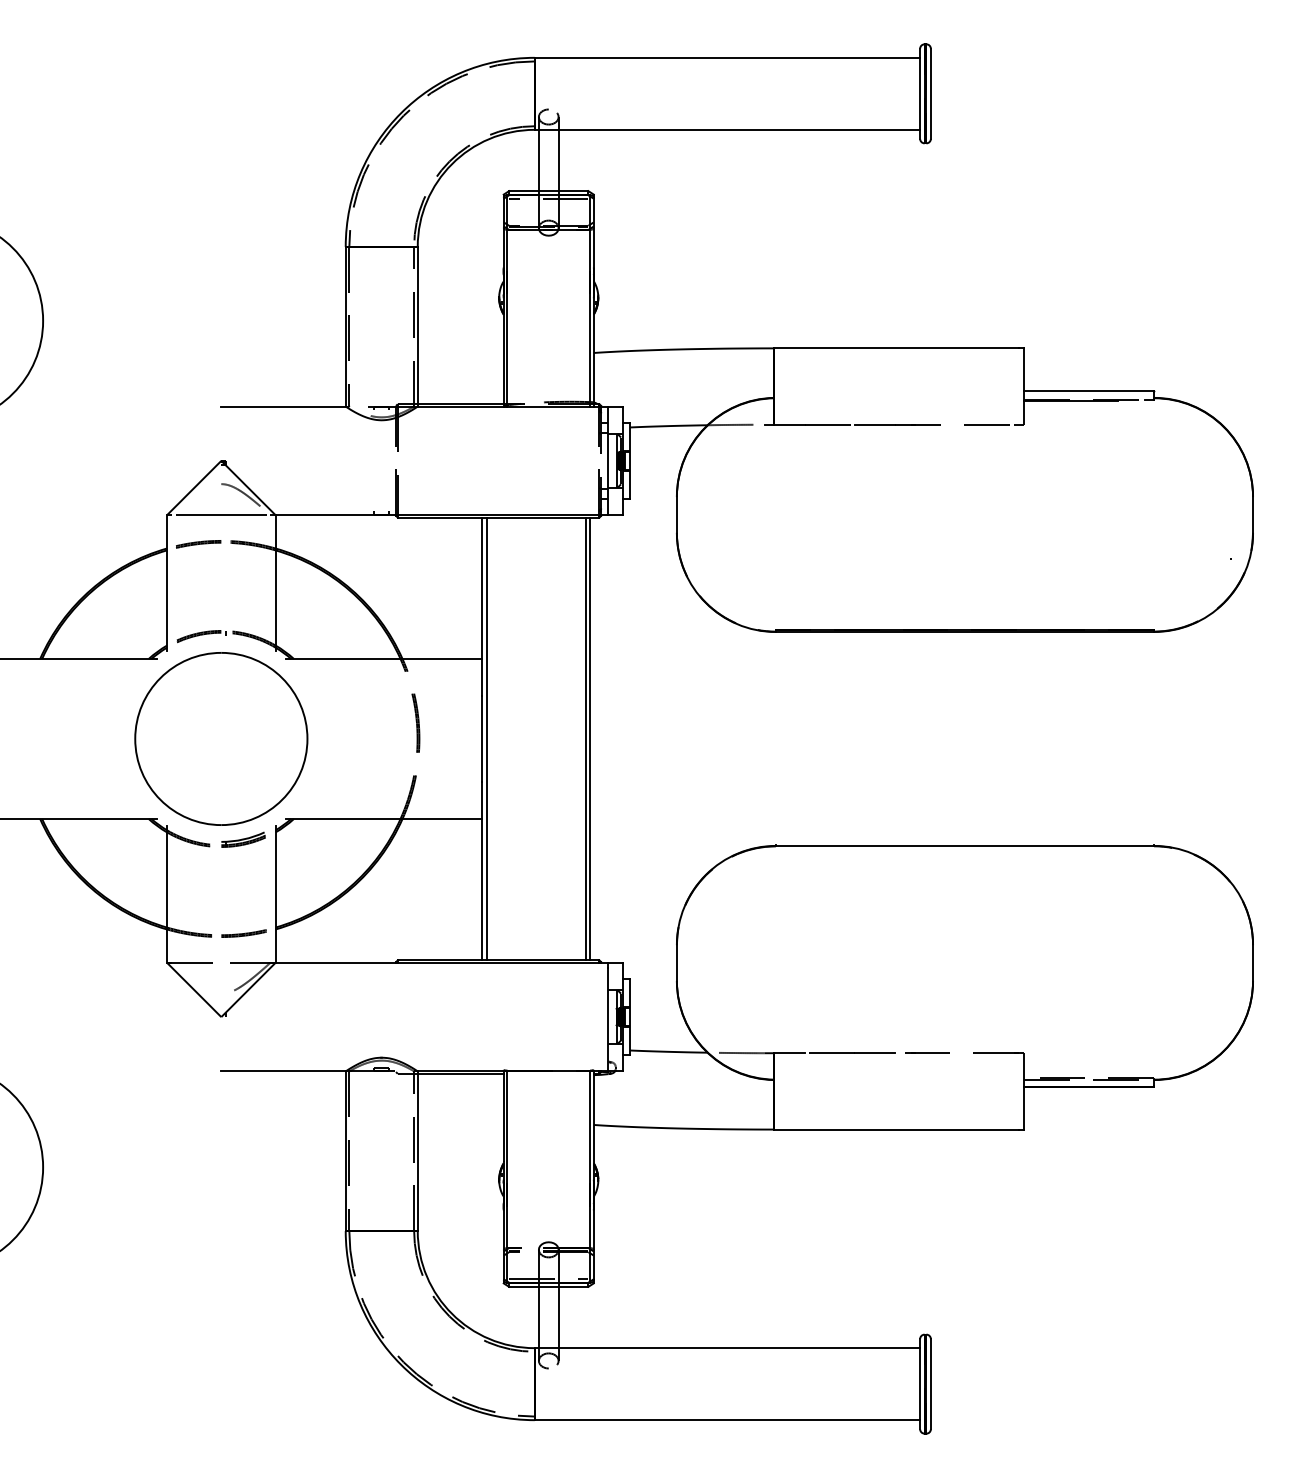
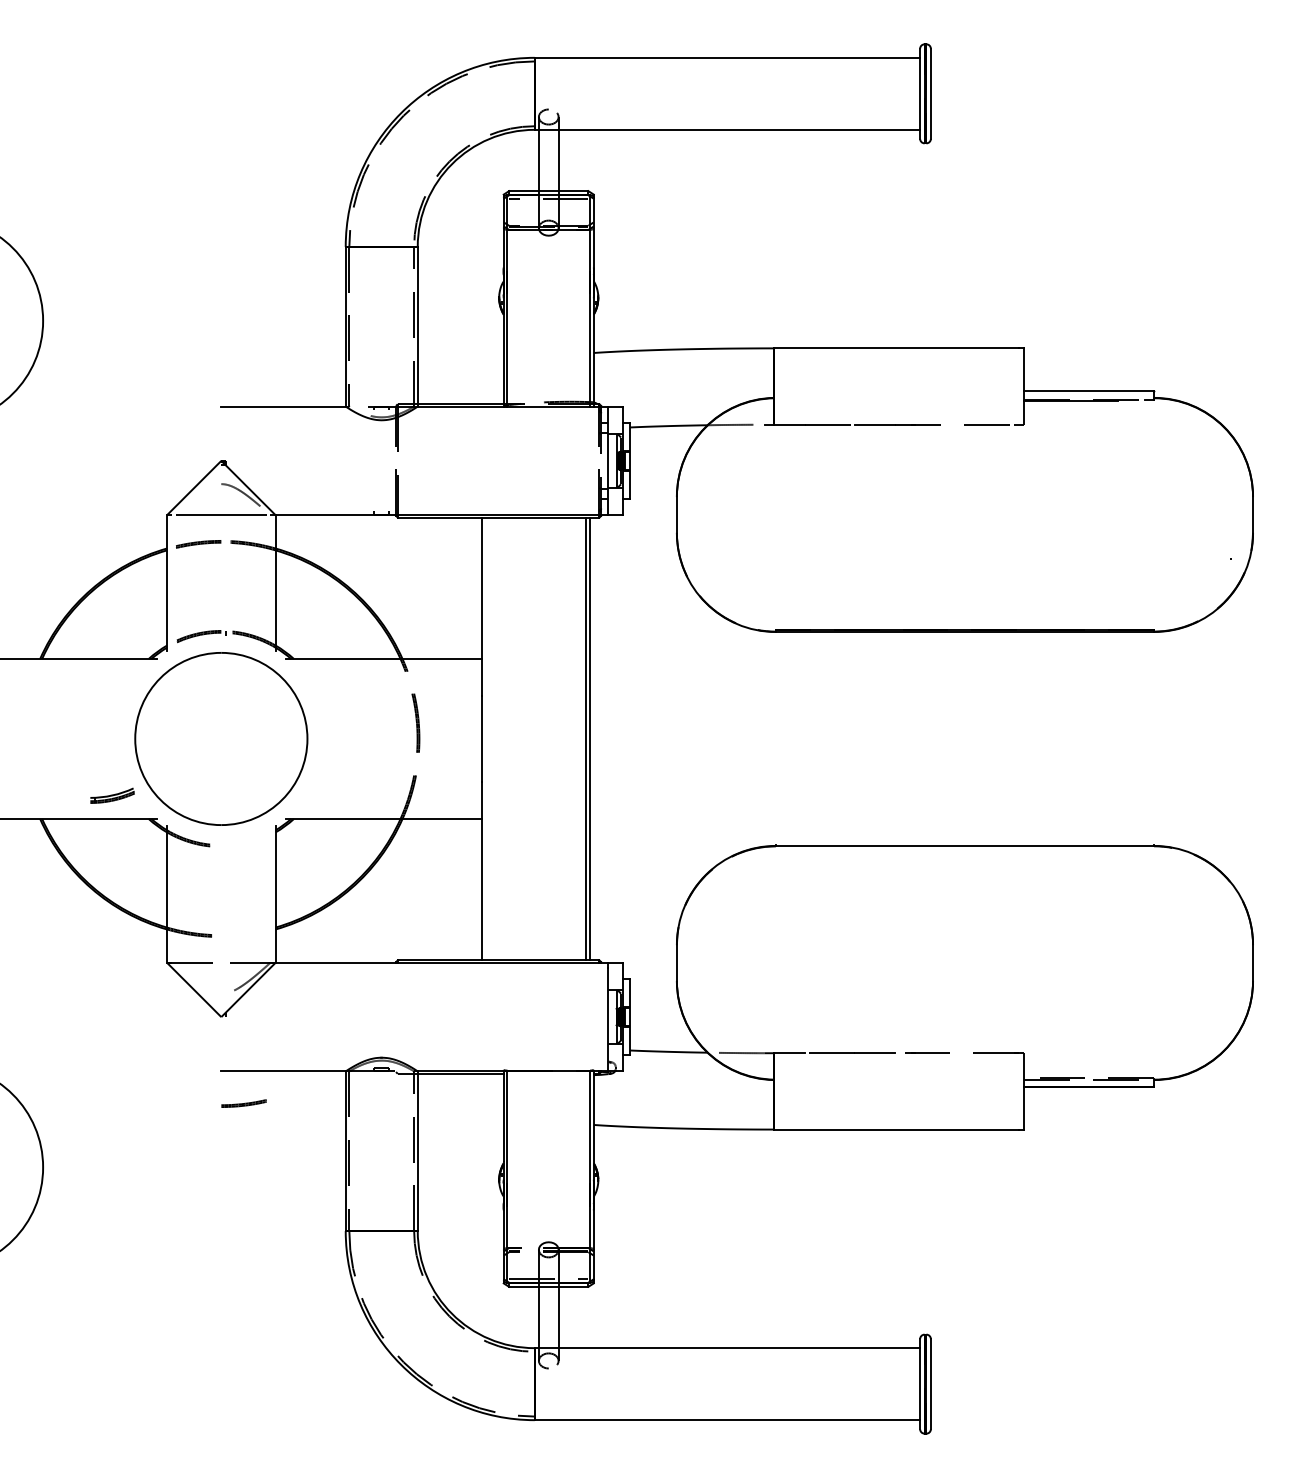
line: present -> none (486, 738)
part position: (243, 839) -> (112, 795) (112, 795)
part position: (243, 933) -> (243, 1103) (243, 1103)
